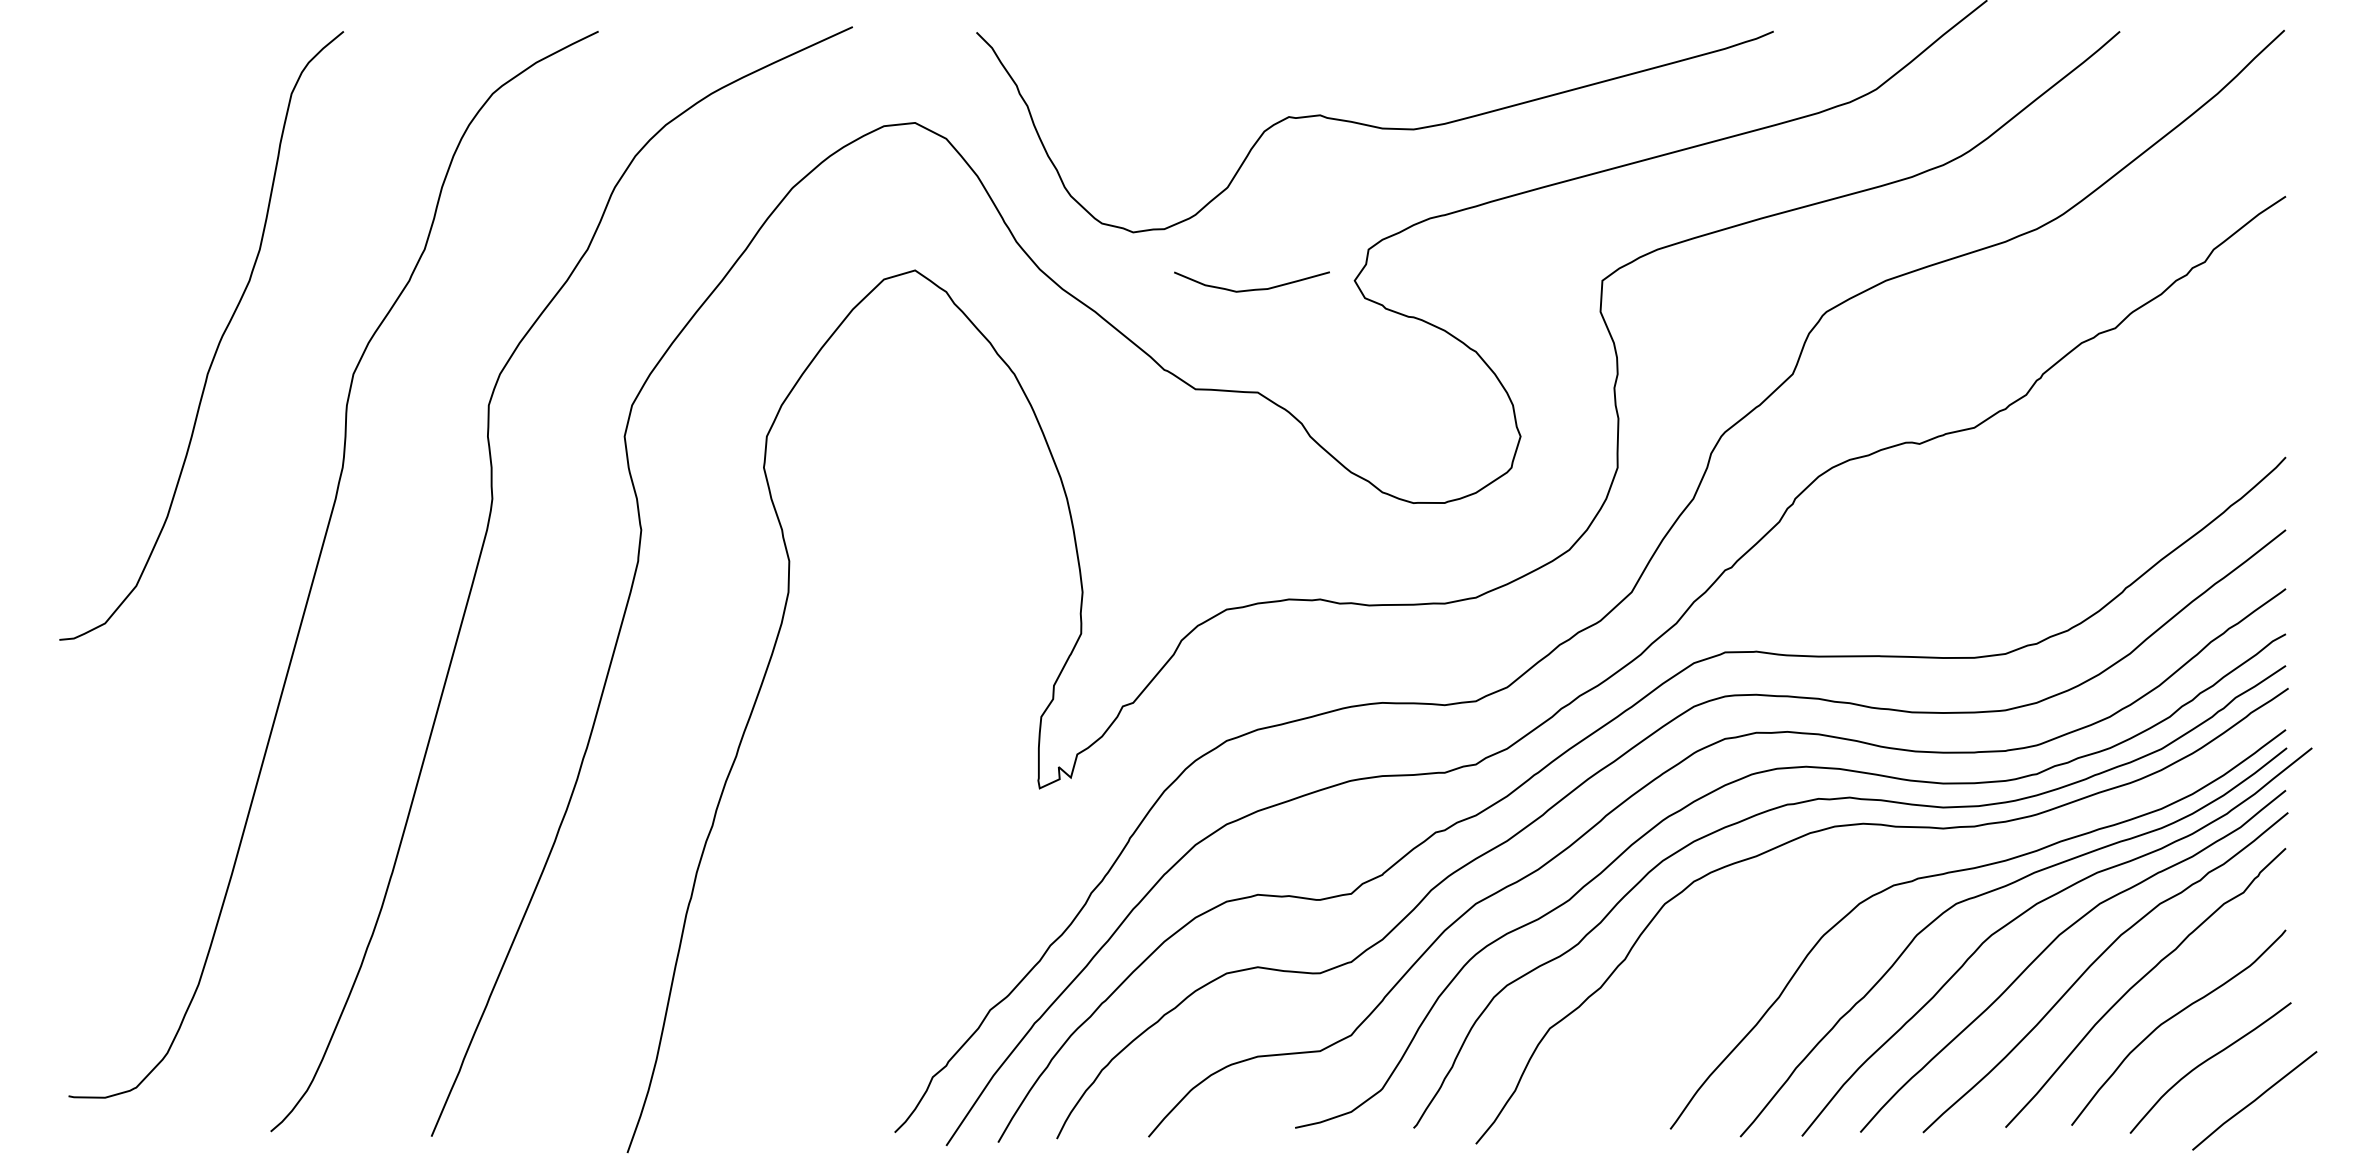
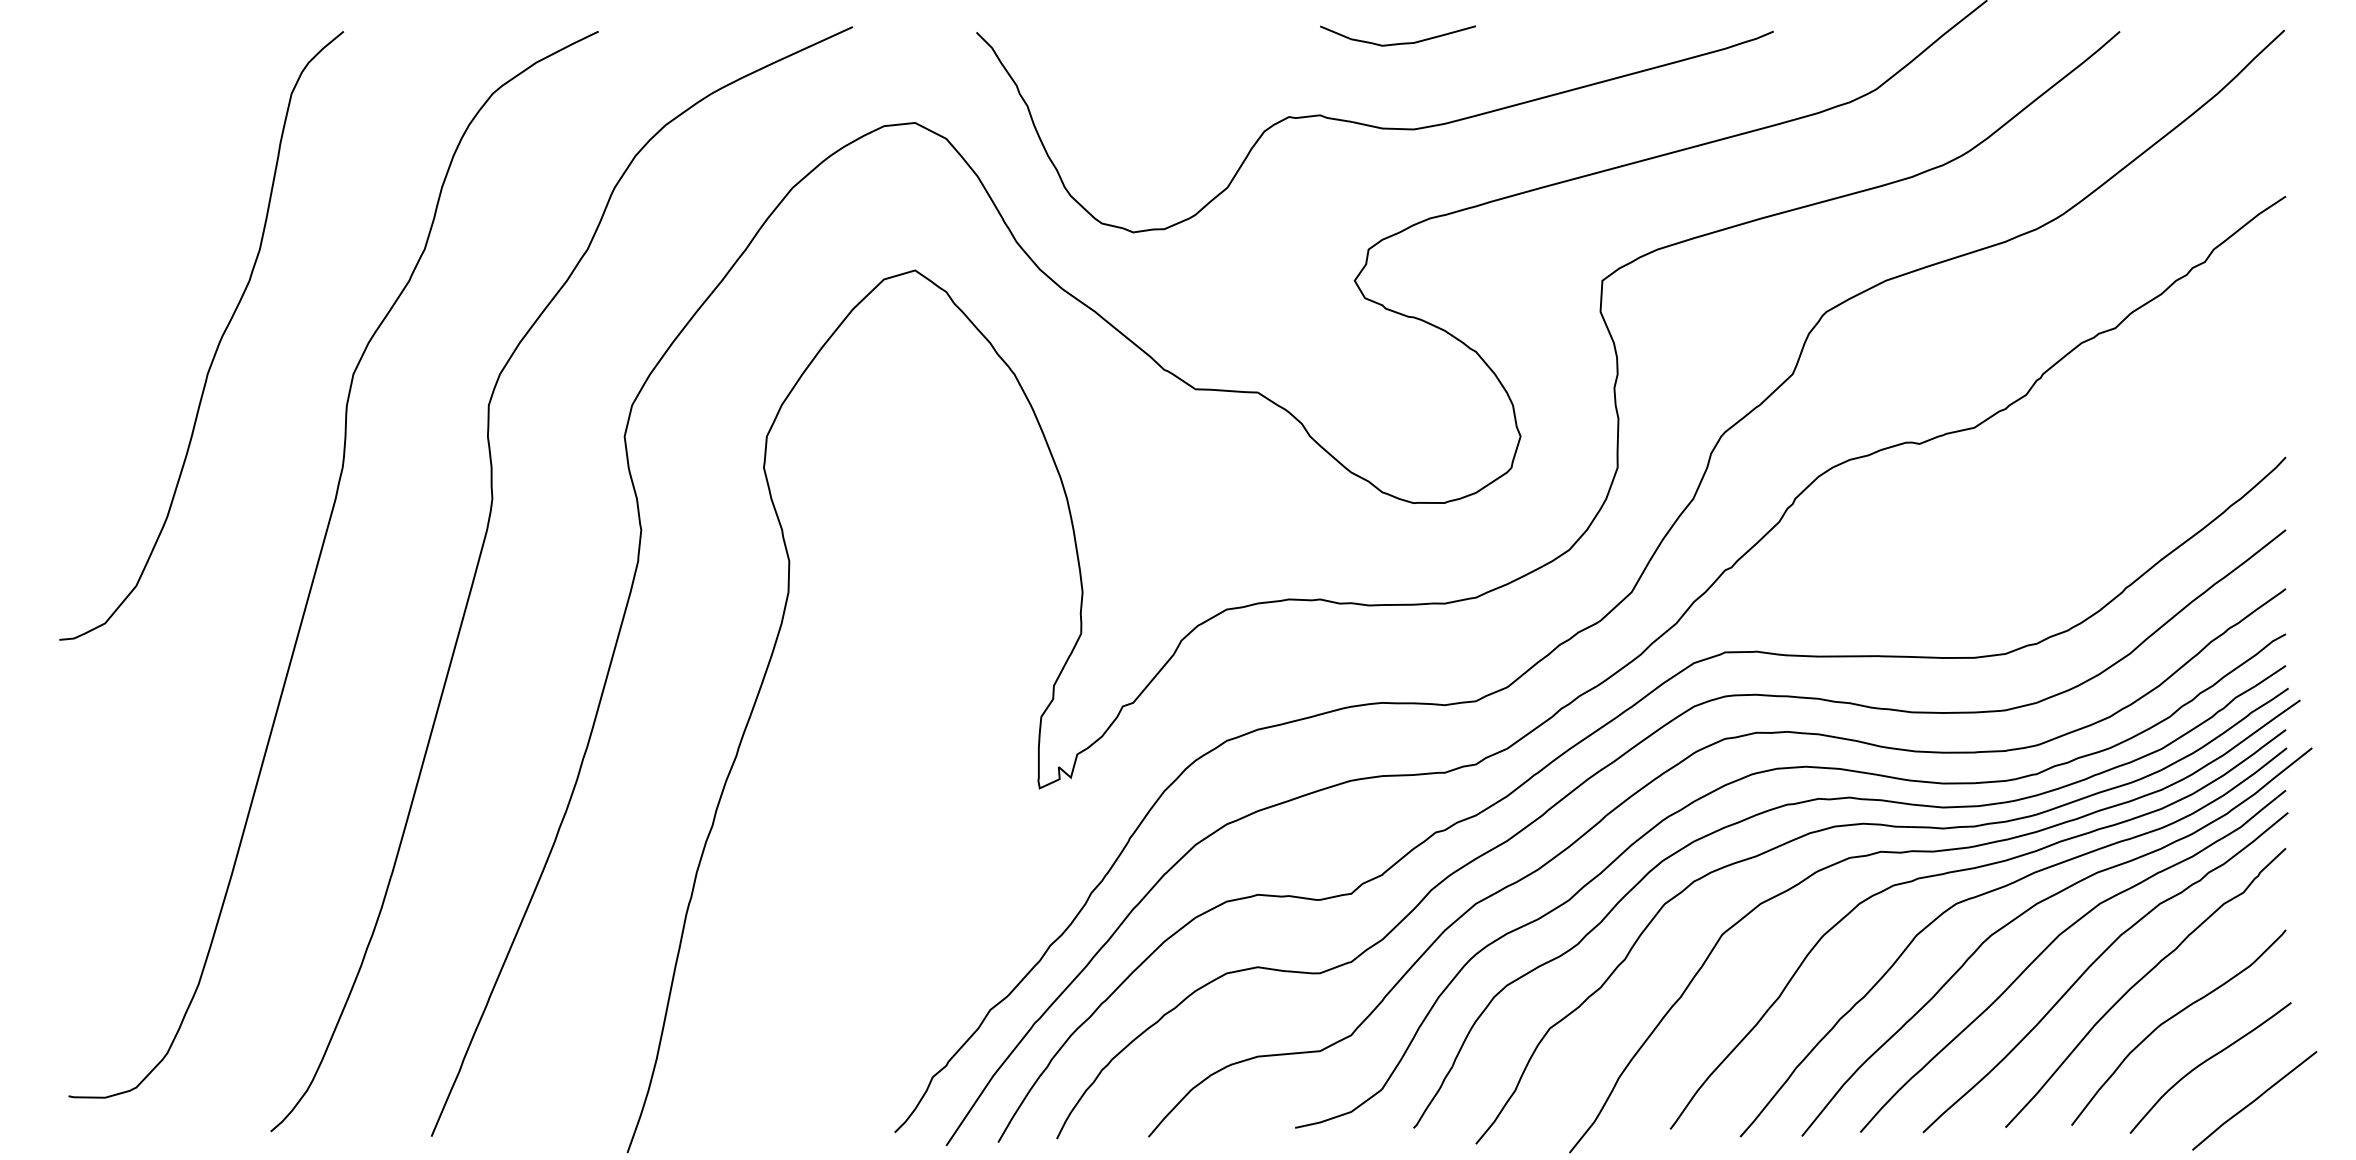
curve position: (1251, 289) -> (1397, 43) (1397, 43)
curve: none -> present (1934, 852)
